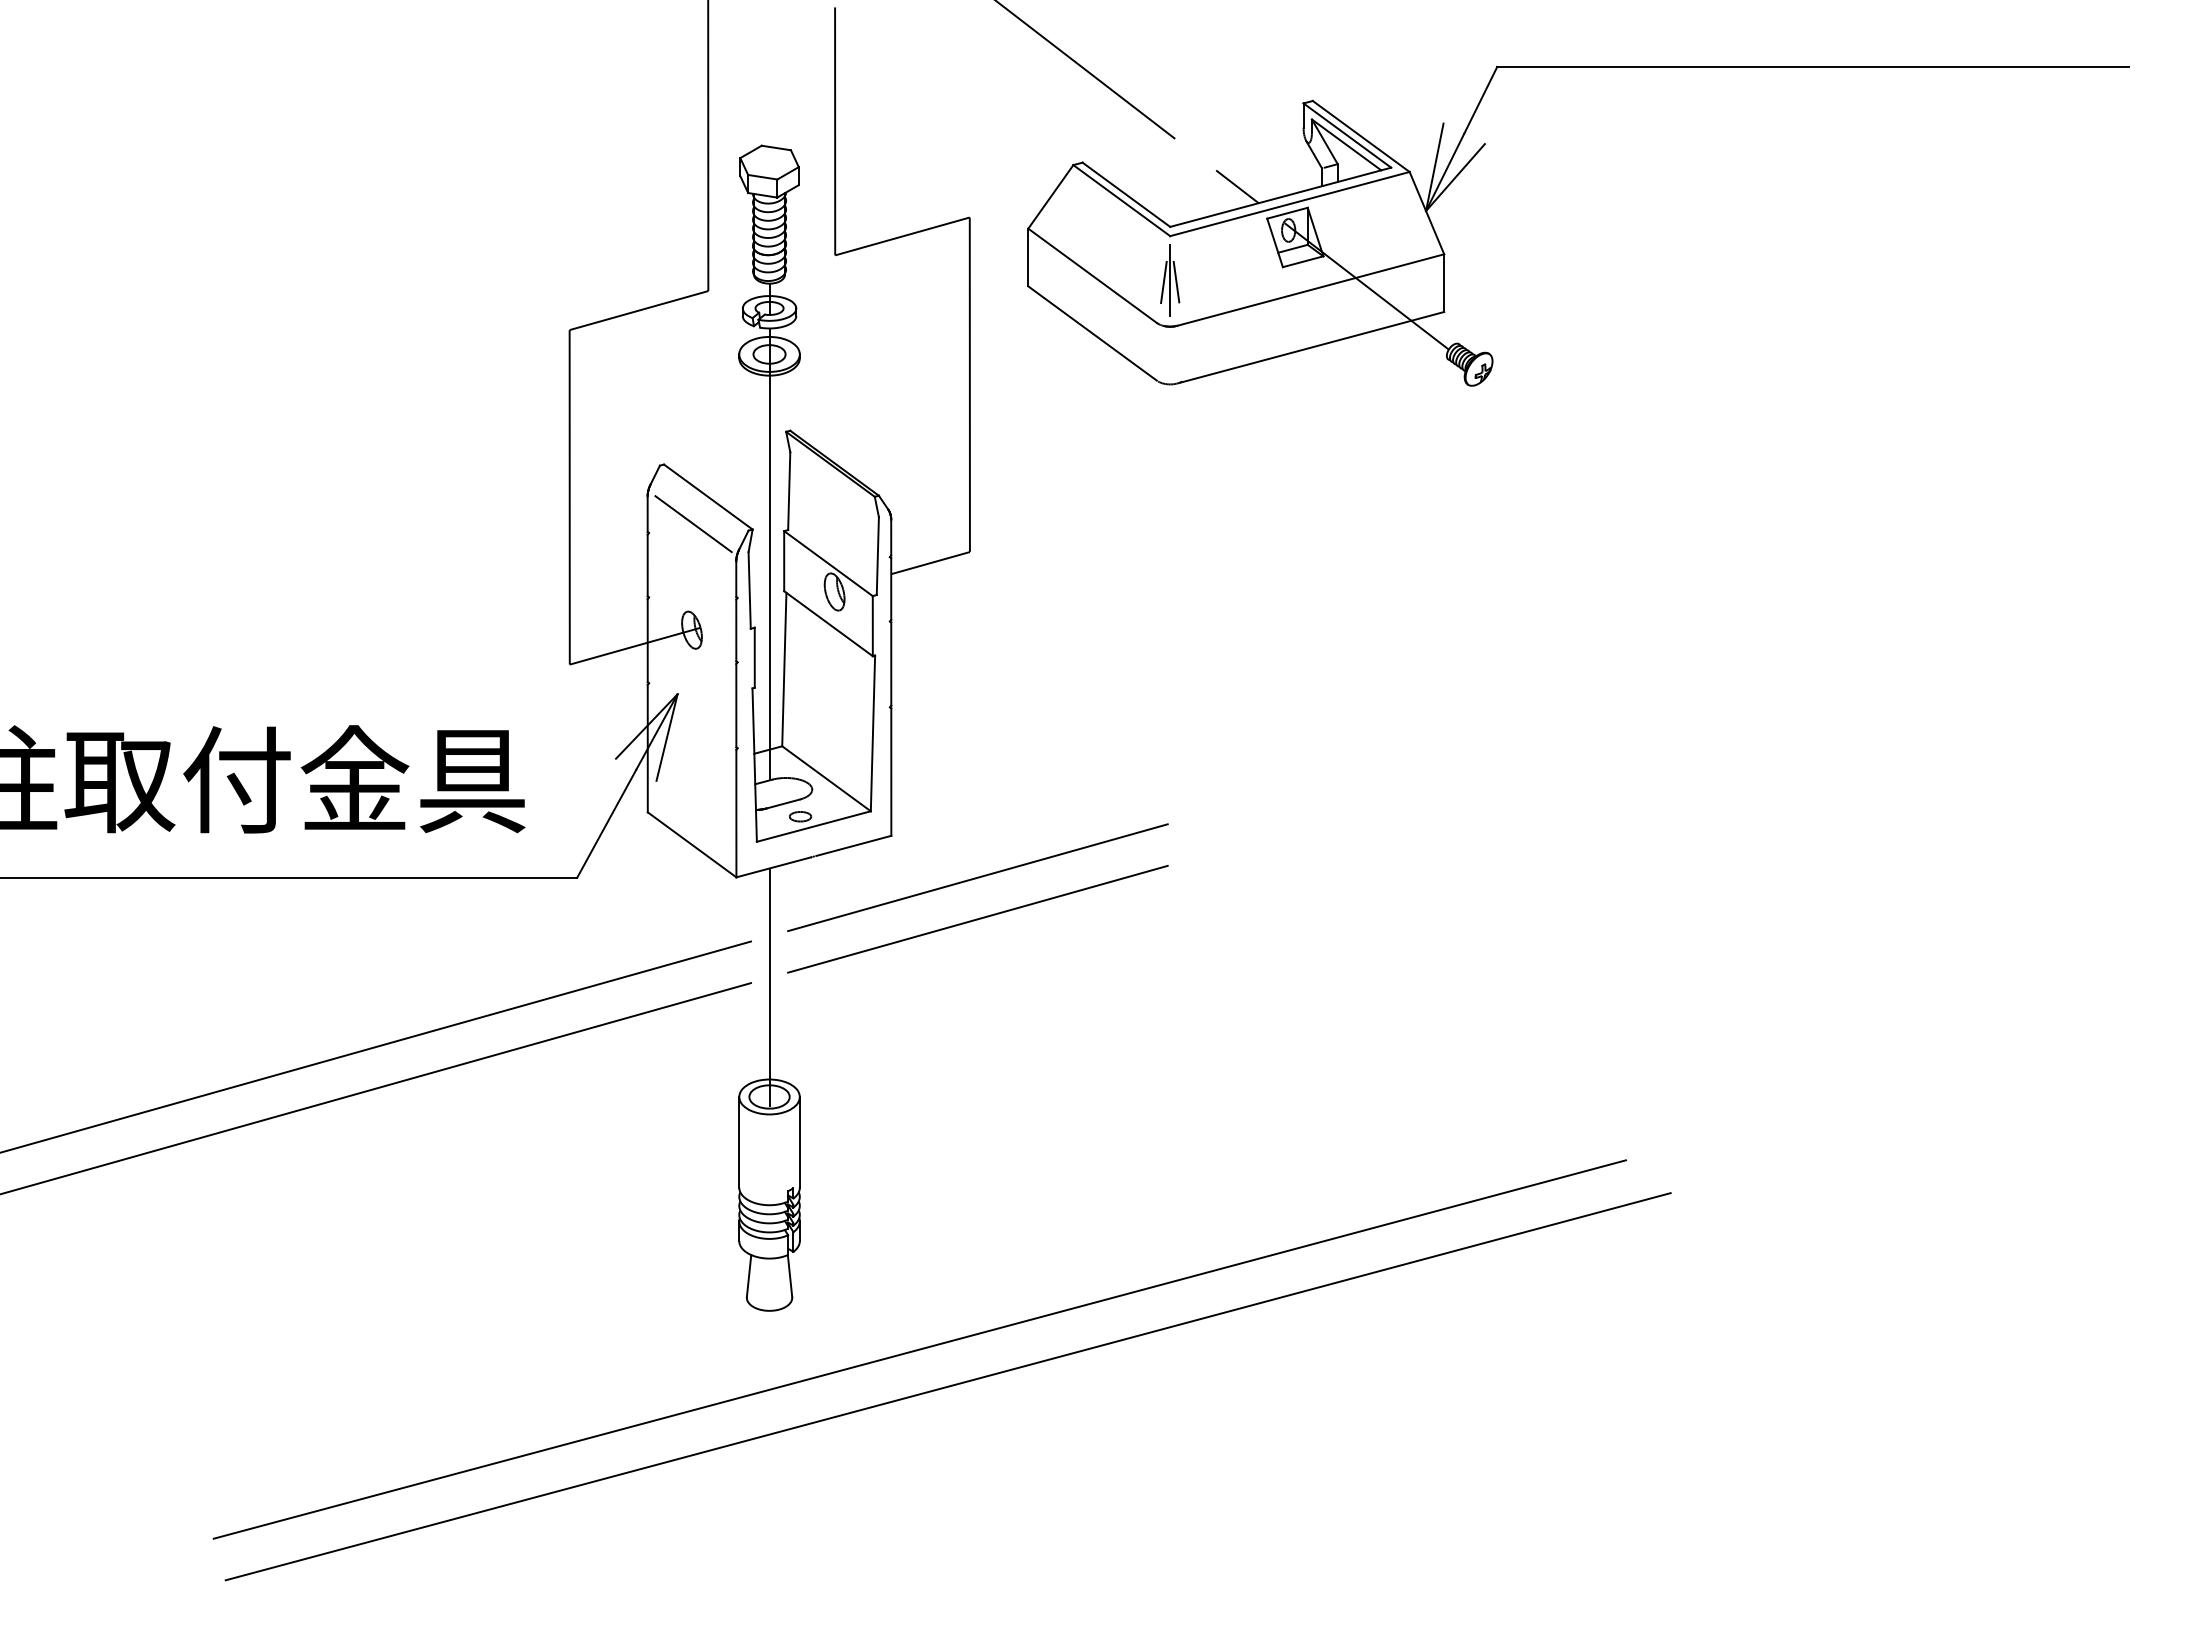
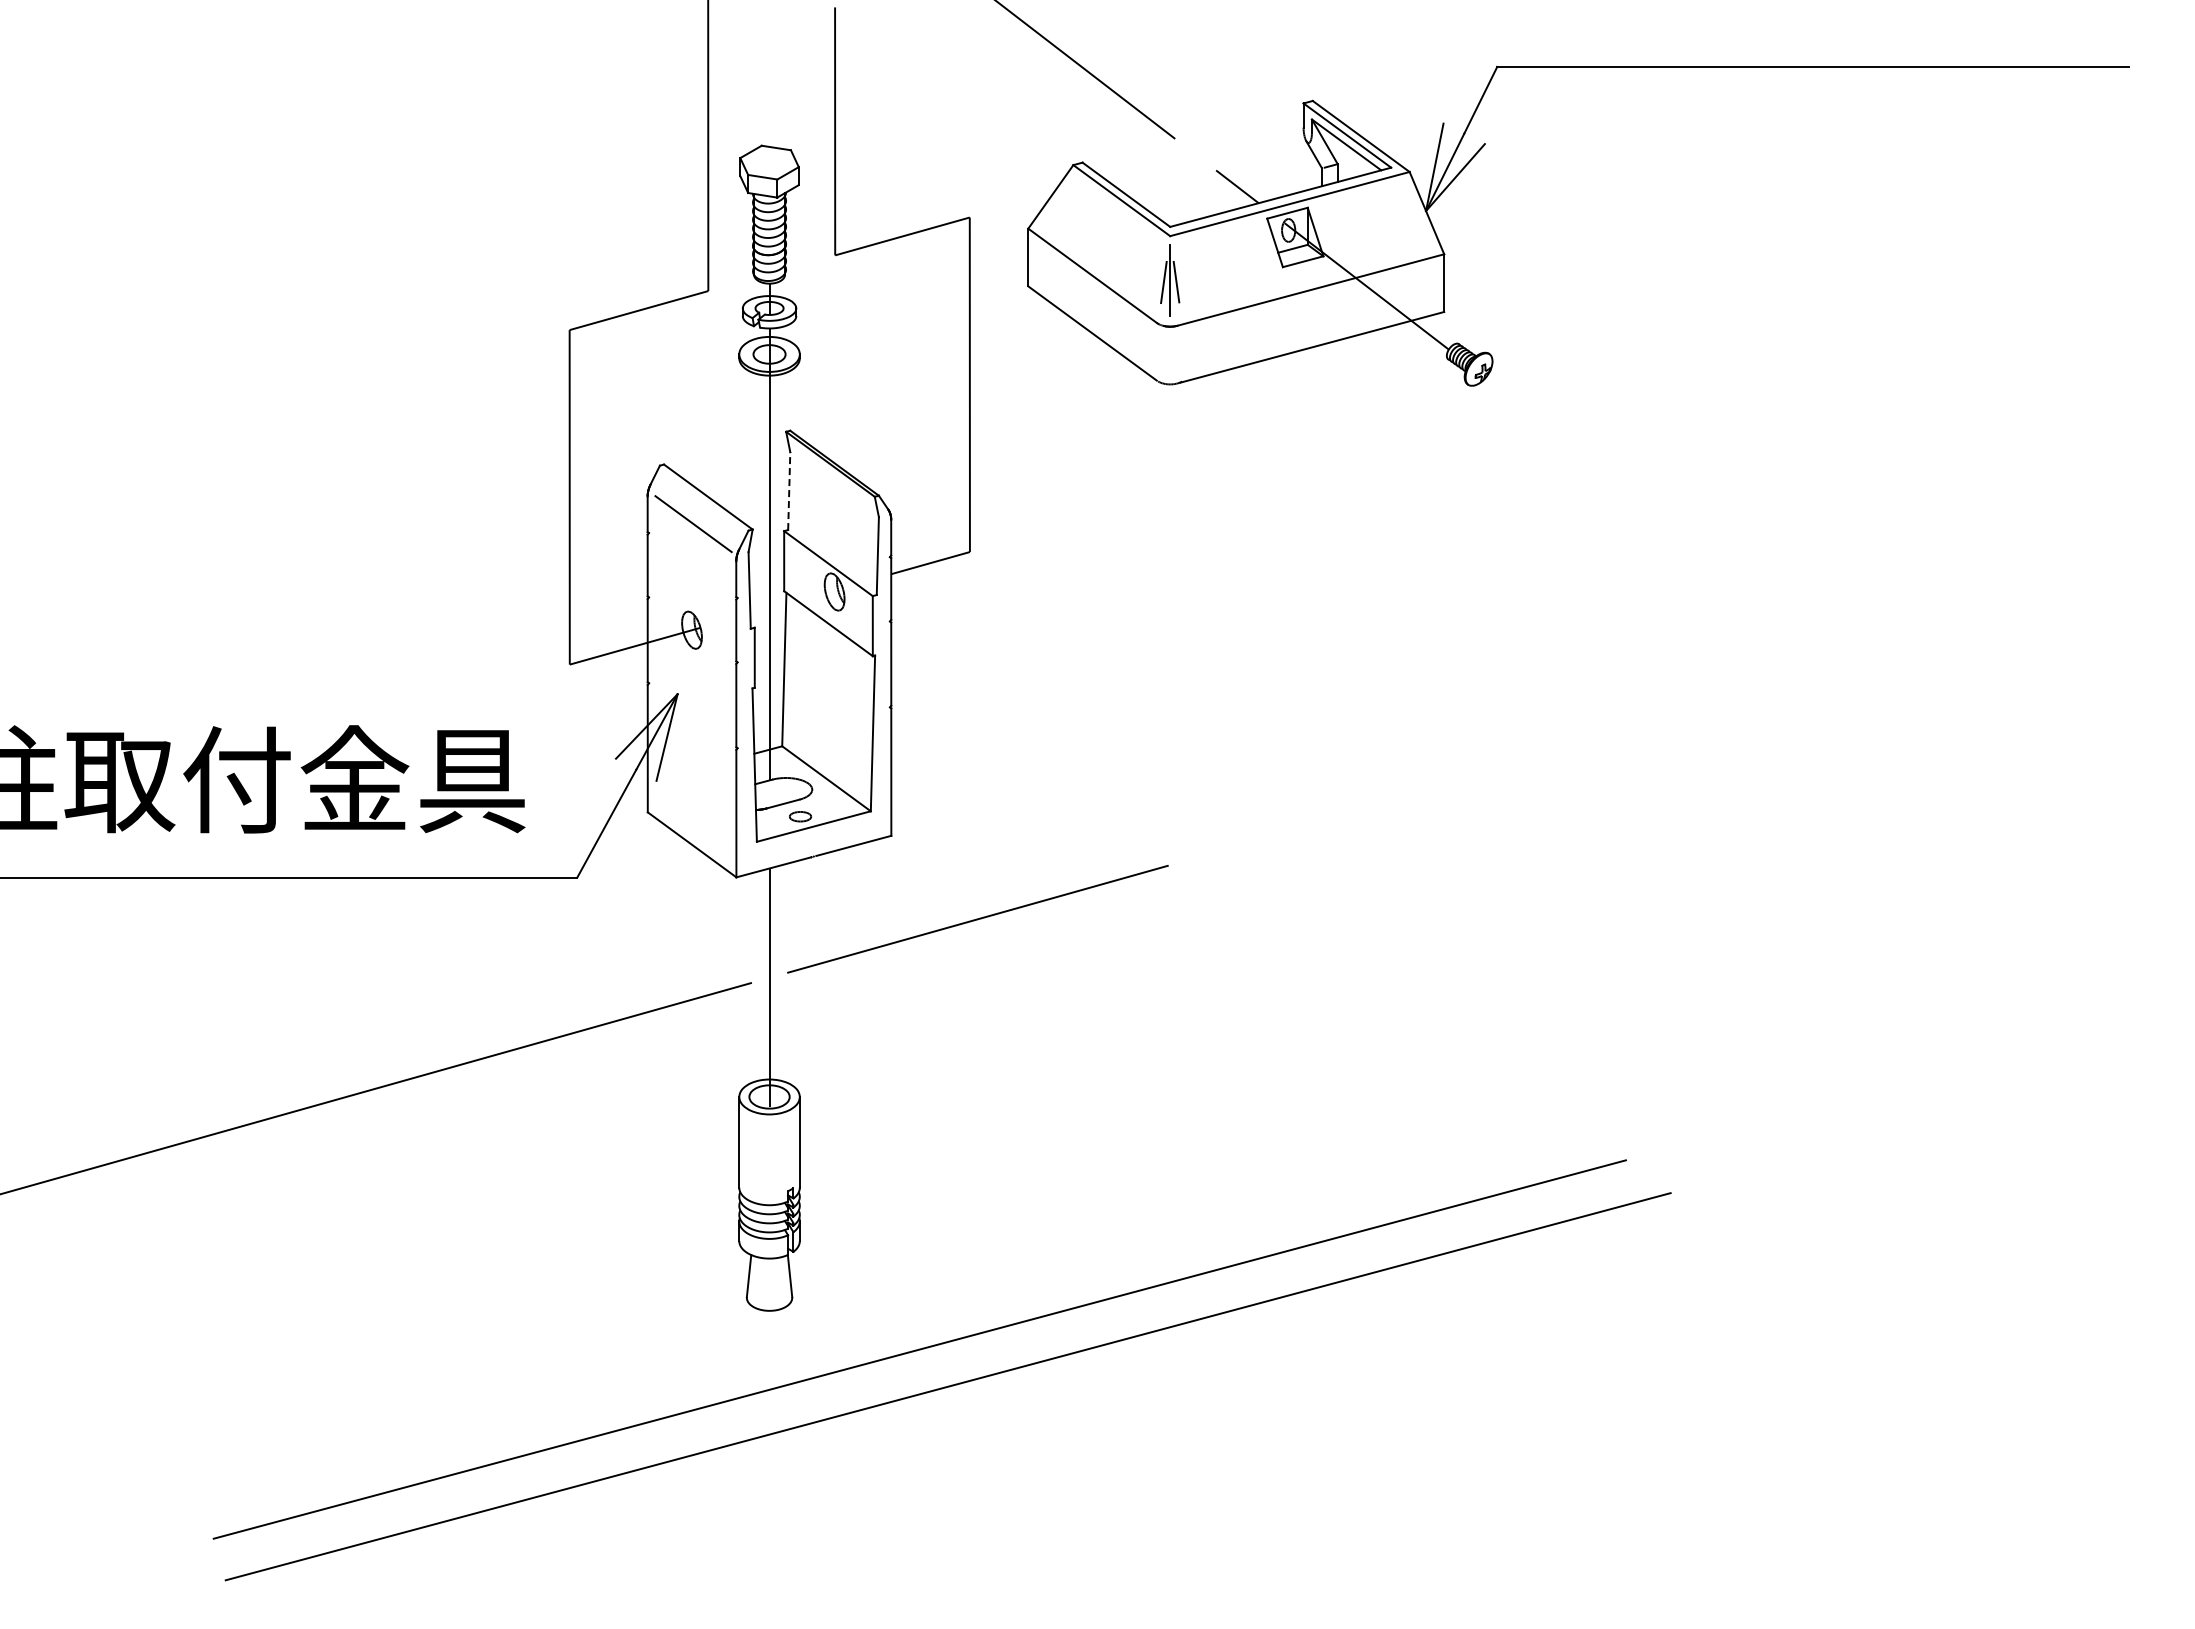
line: solid -> dashed (789, 491)
line: present -> none (977, 877)
line: present -> none (376, 1046)
